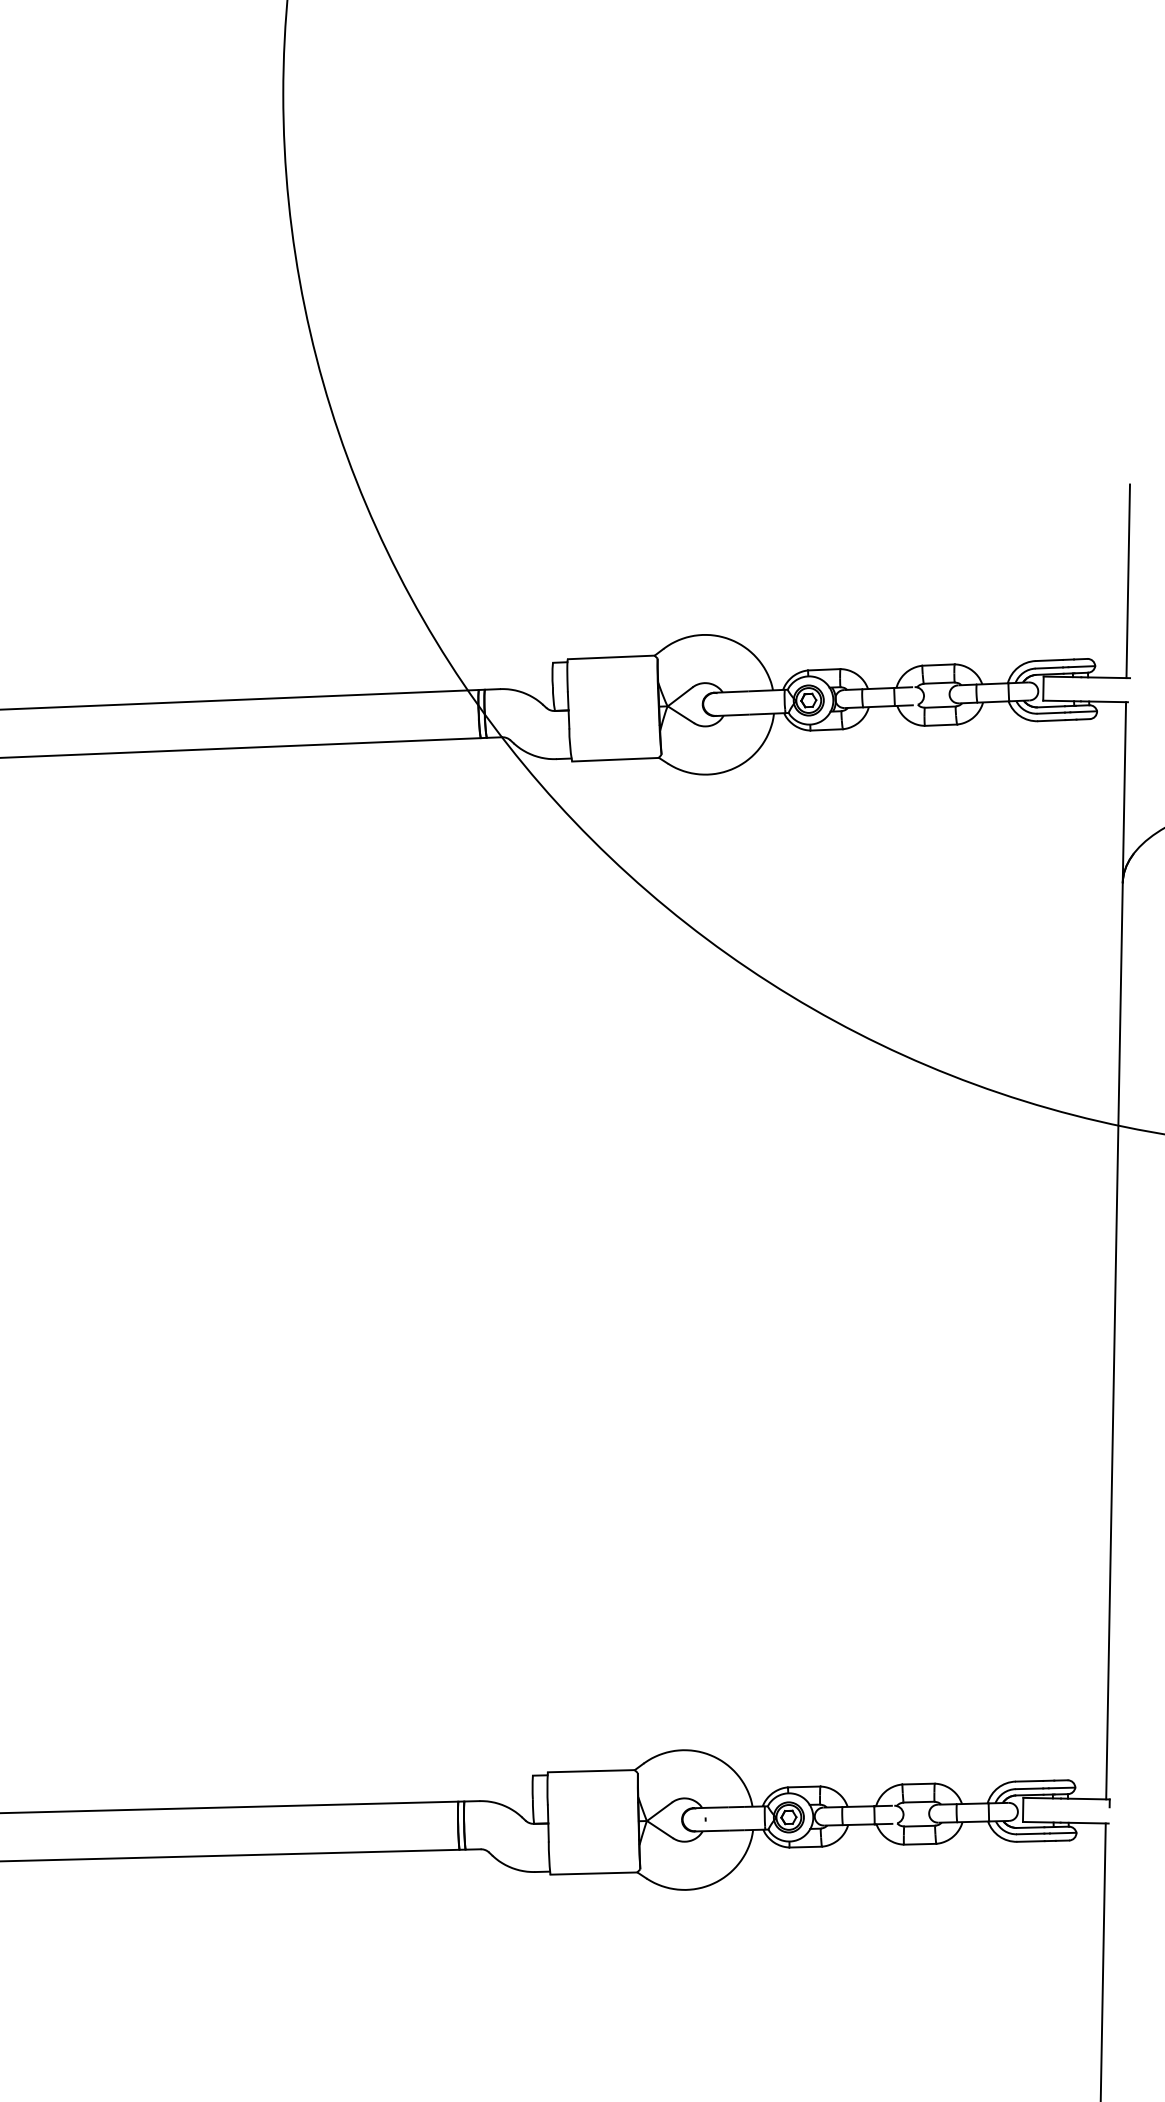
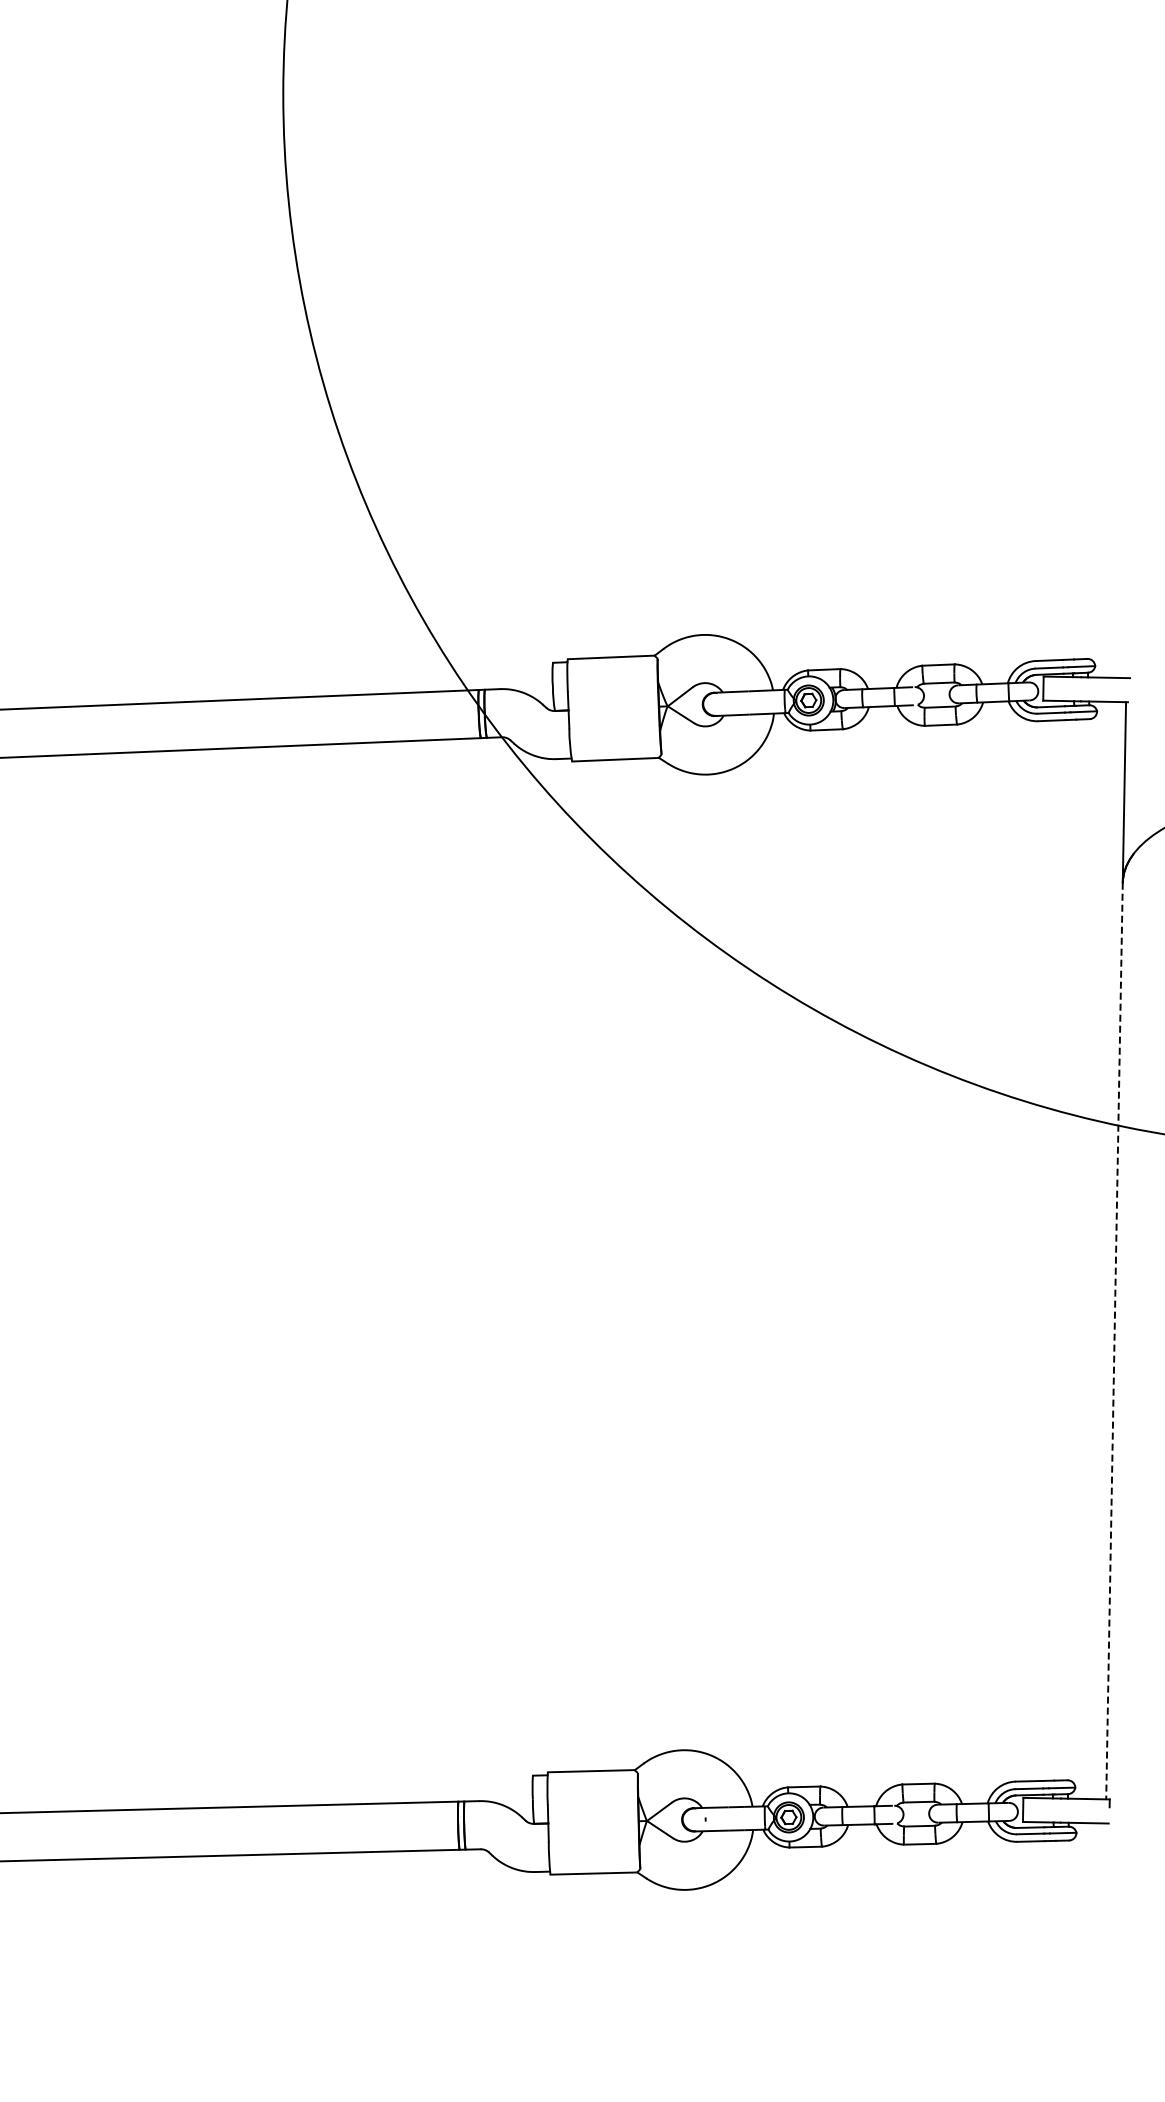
line: present -> none (1128, 581)
line: solid -> dashed (1114, 1341)
line: present -> none (1102, 1960)
